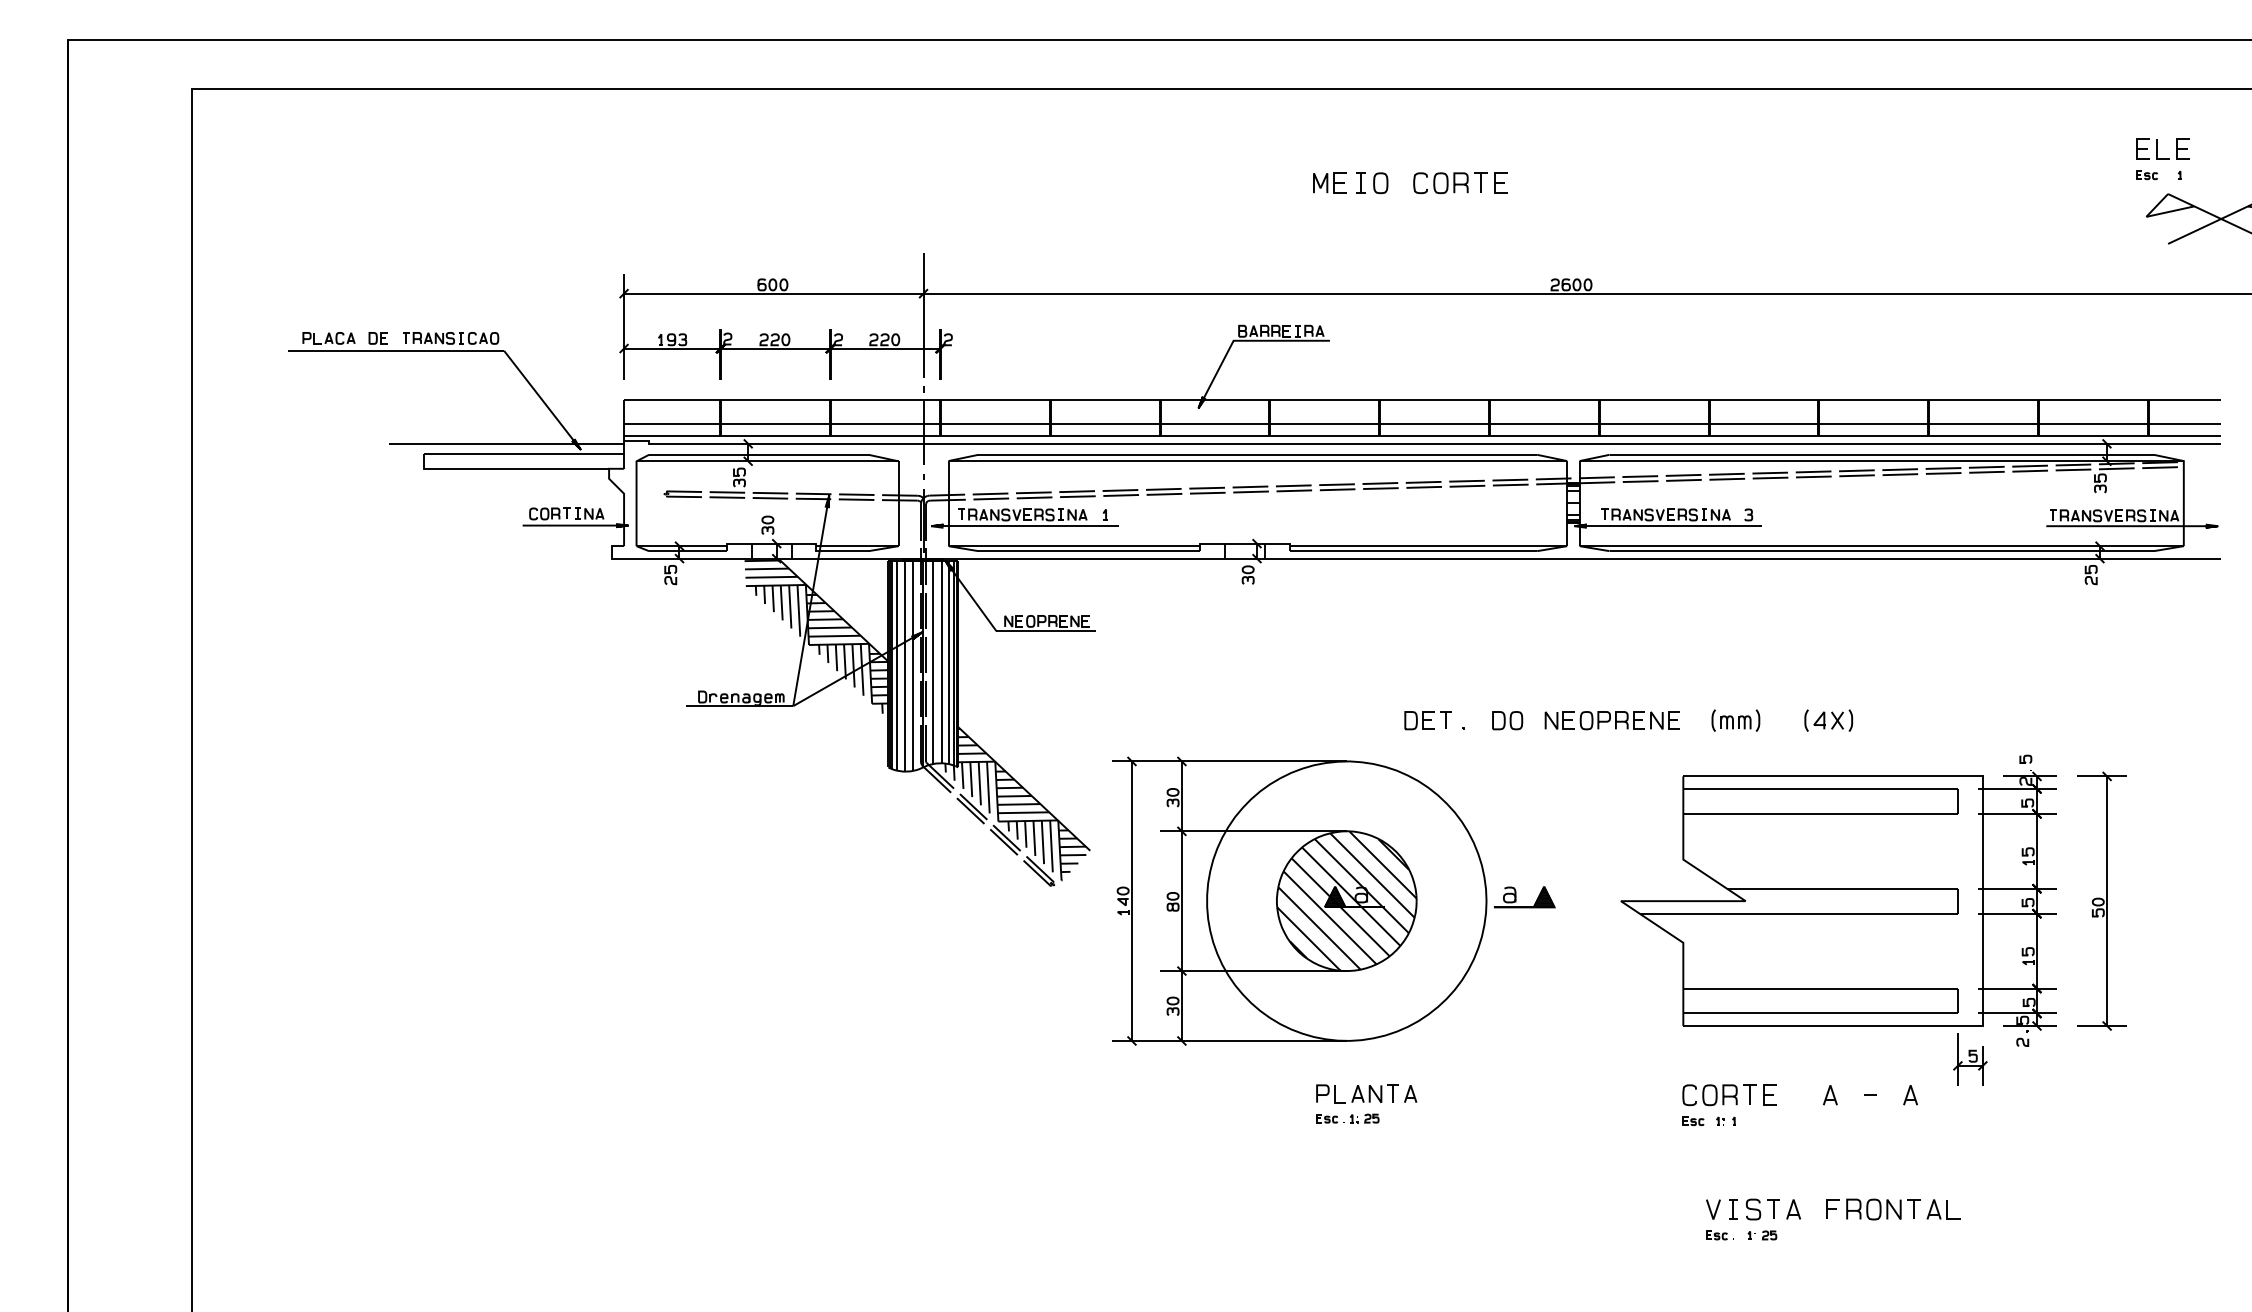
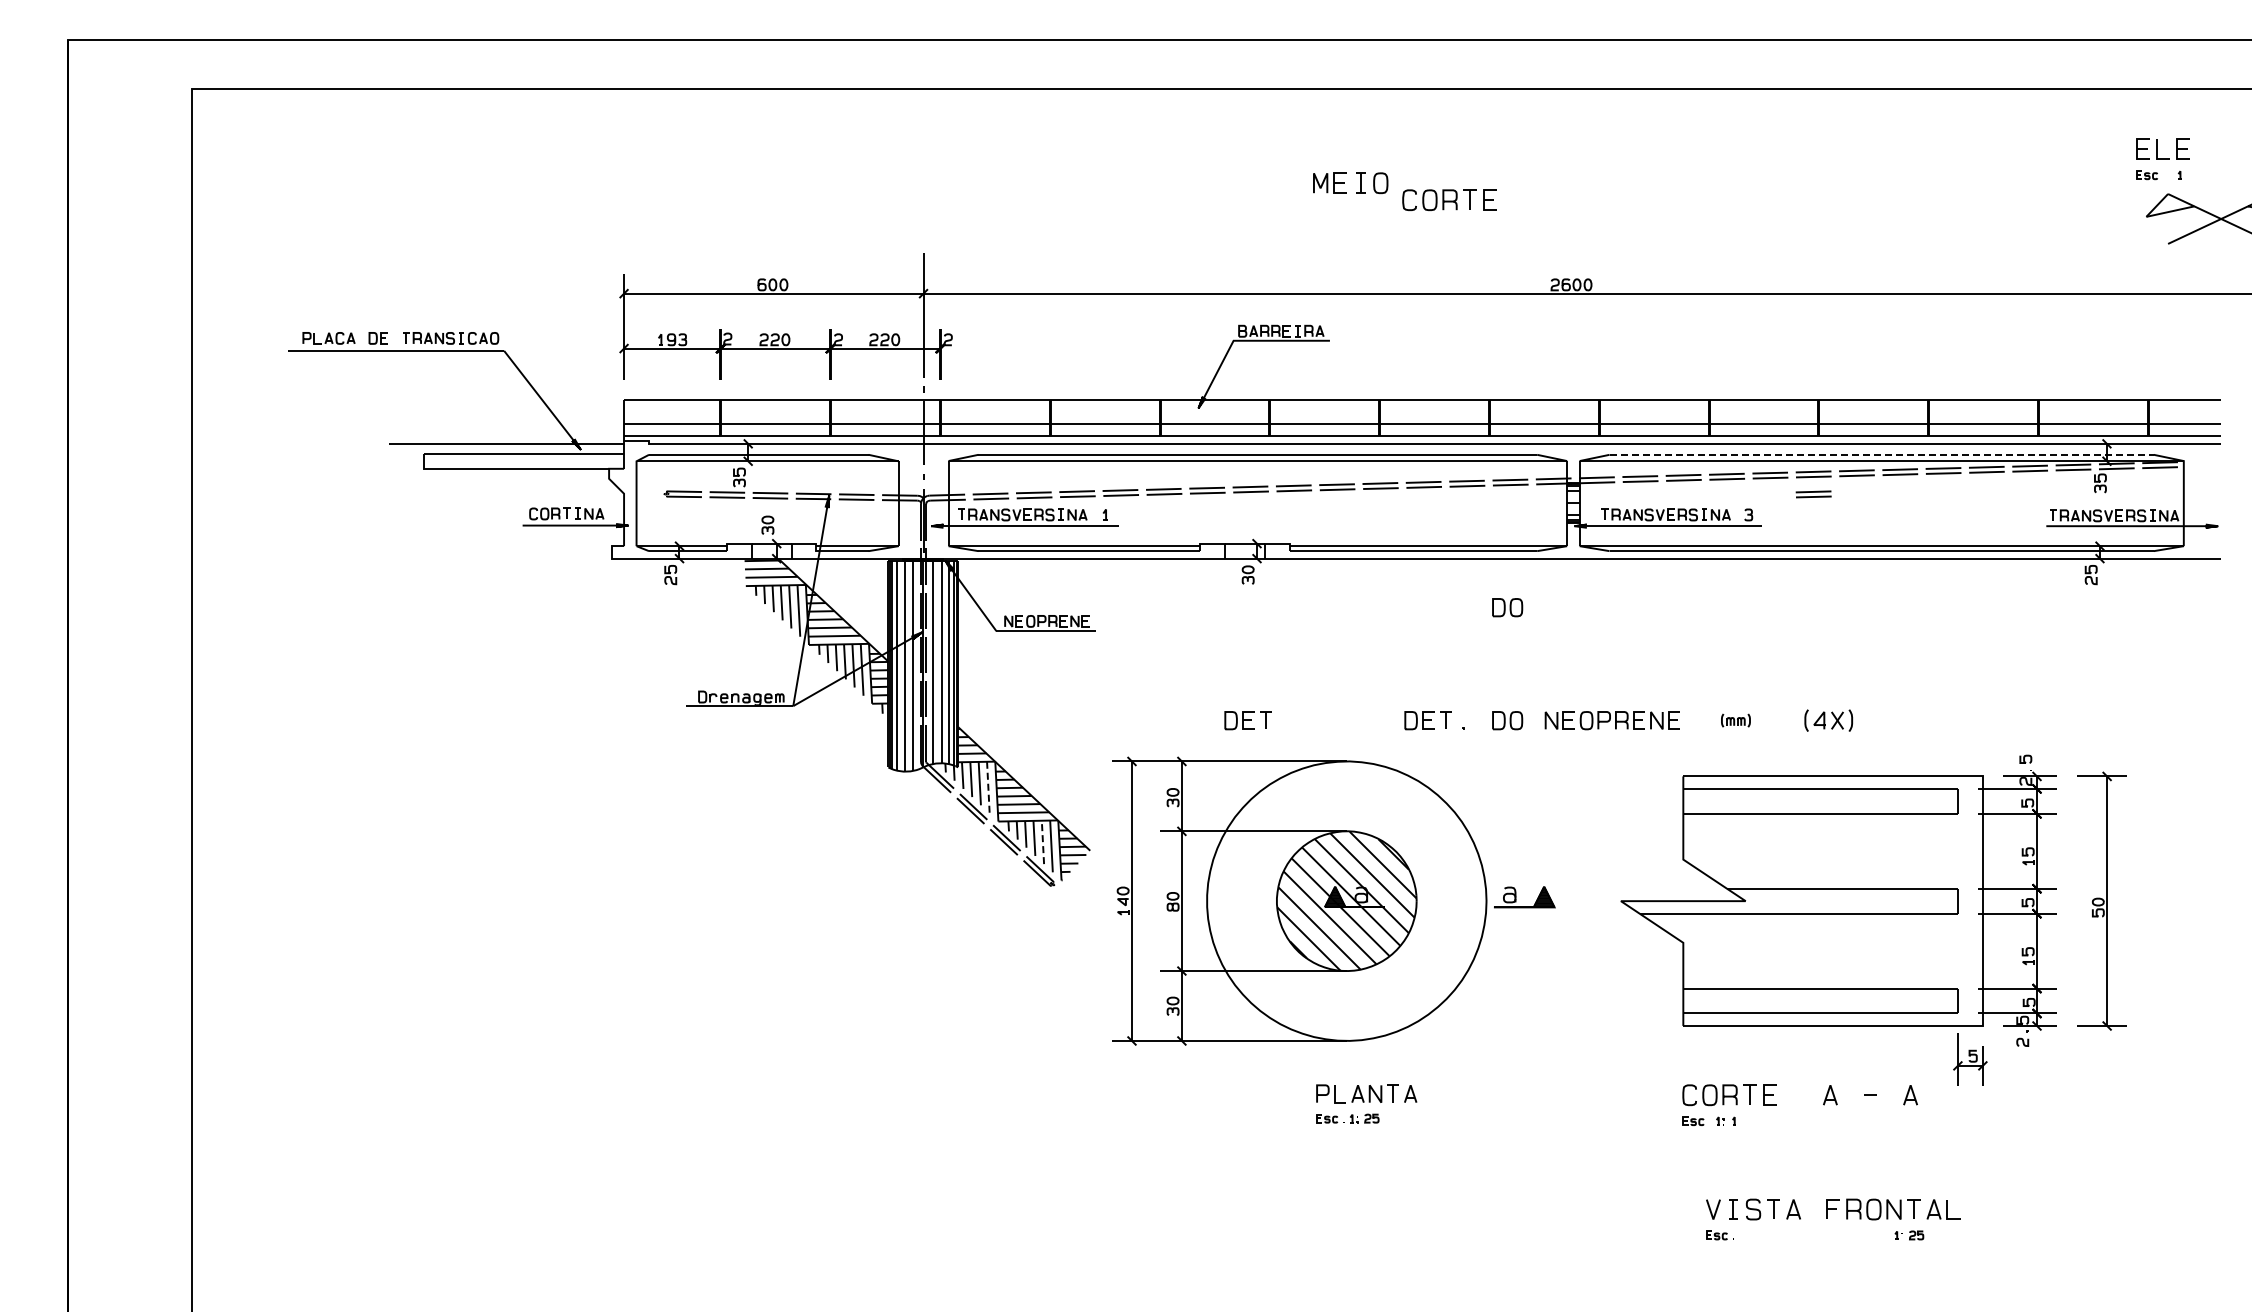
part position: (1460, 182) -> (1449, 199) (1449, 199)
line: solid -> dashed (1882, 454)
part: none -> present (1813, 494)
part: none -> present (1507, 607)
part: none -> present (1247, 720)
part size: 50x23 px -> 30x15 px (1735, 720)
line: solid -> dashed (988, 787)
line: solid -> dashed (1042, 842)
part position: (1762, 1235) -> (1909, 1235) (1909, 1235)
